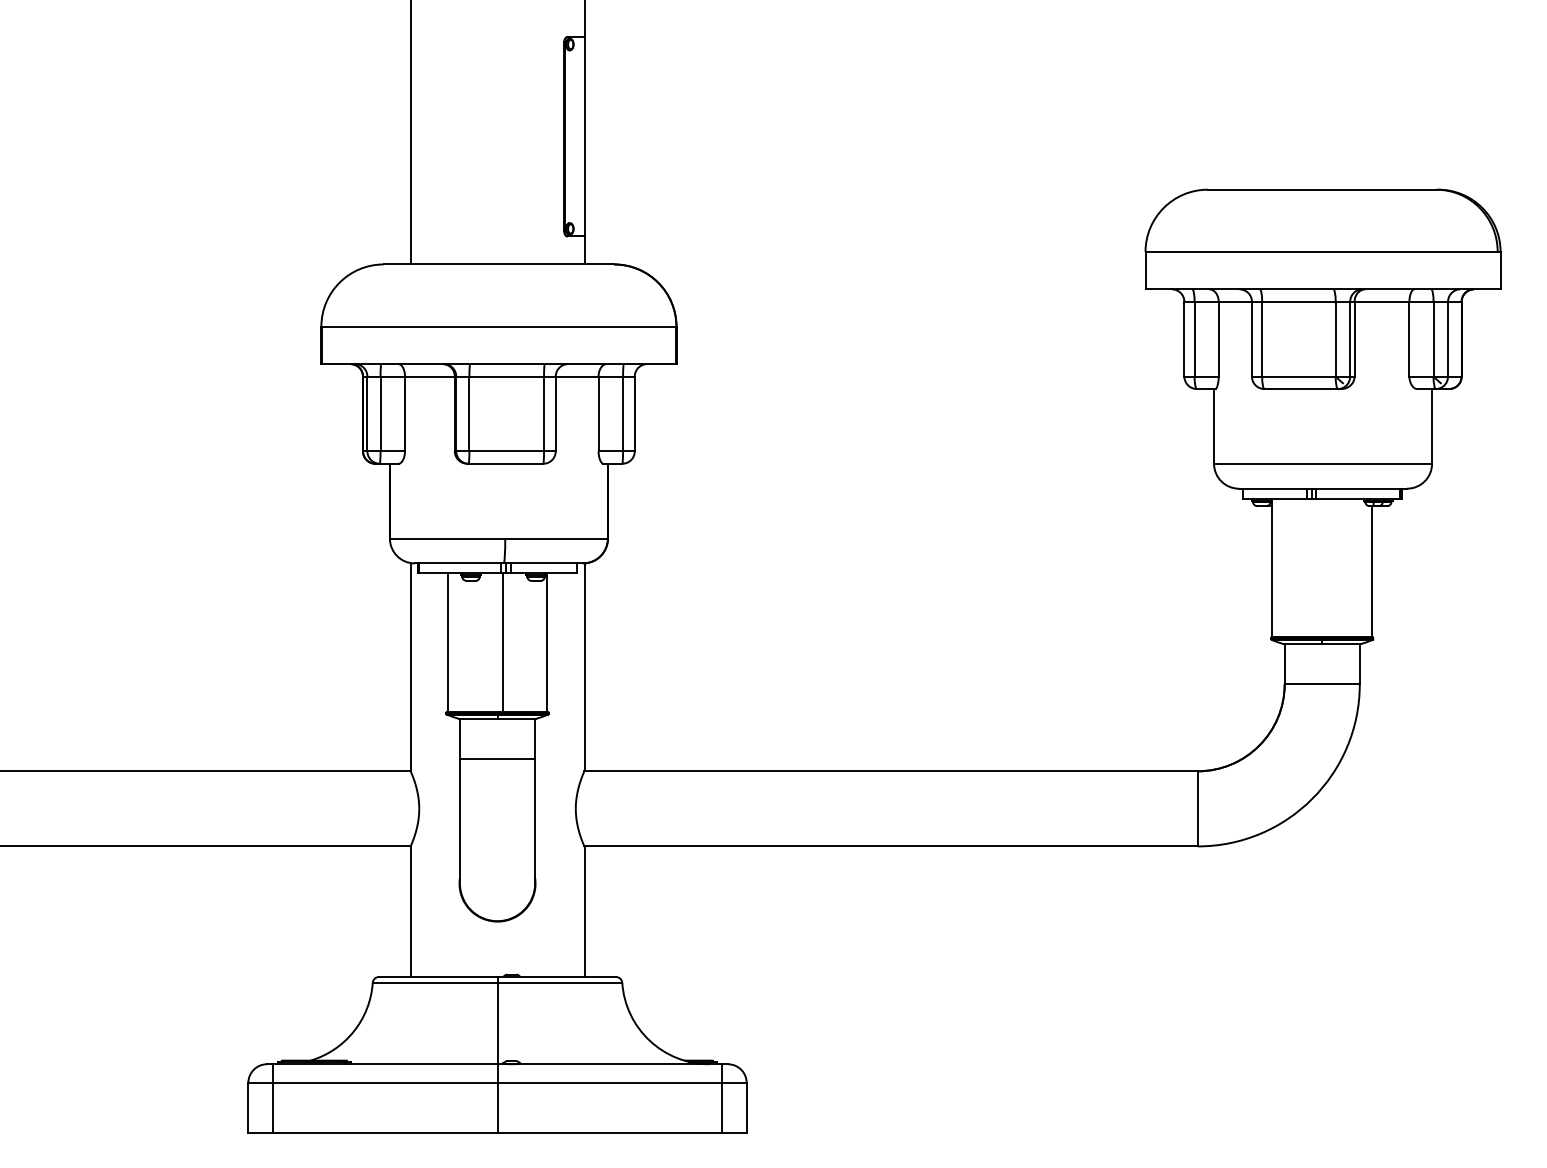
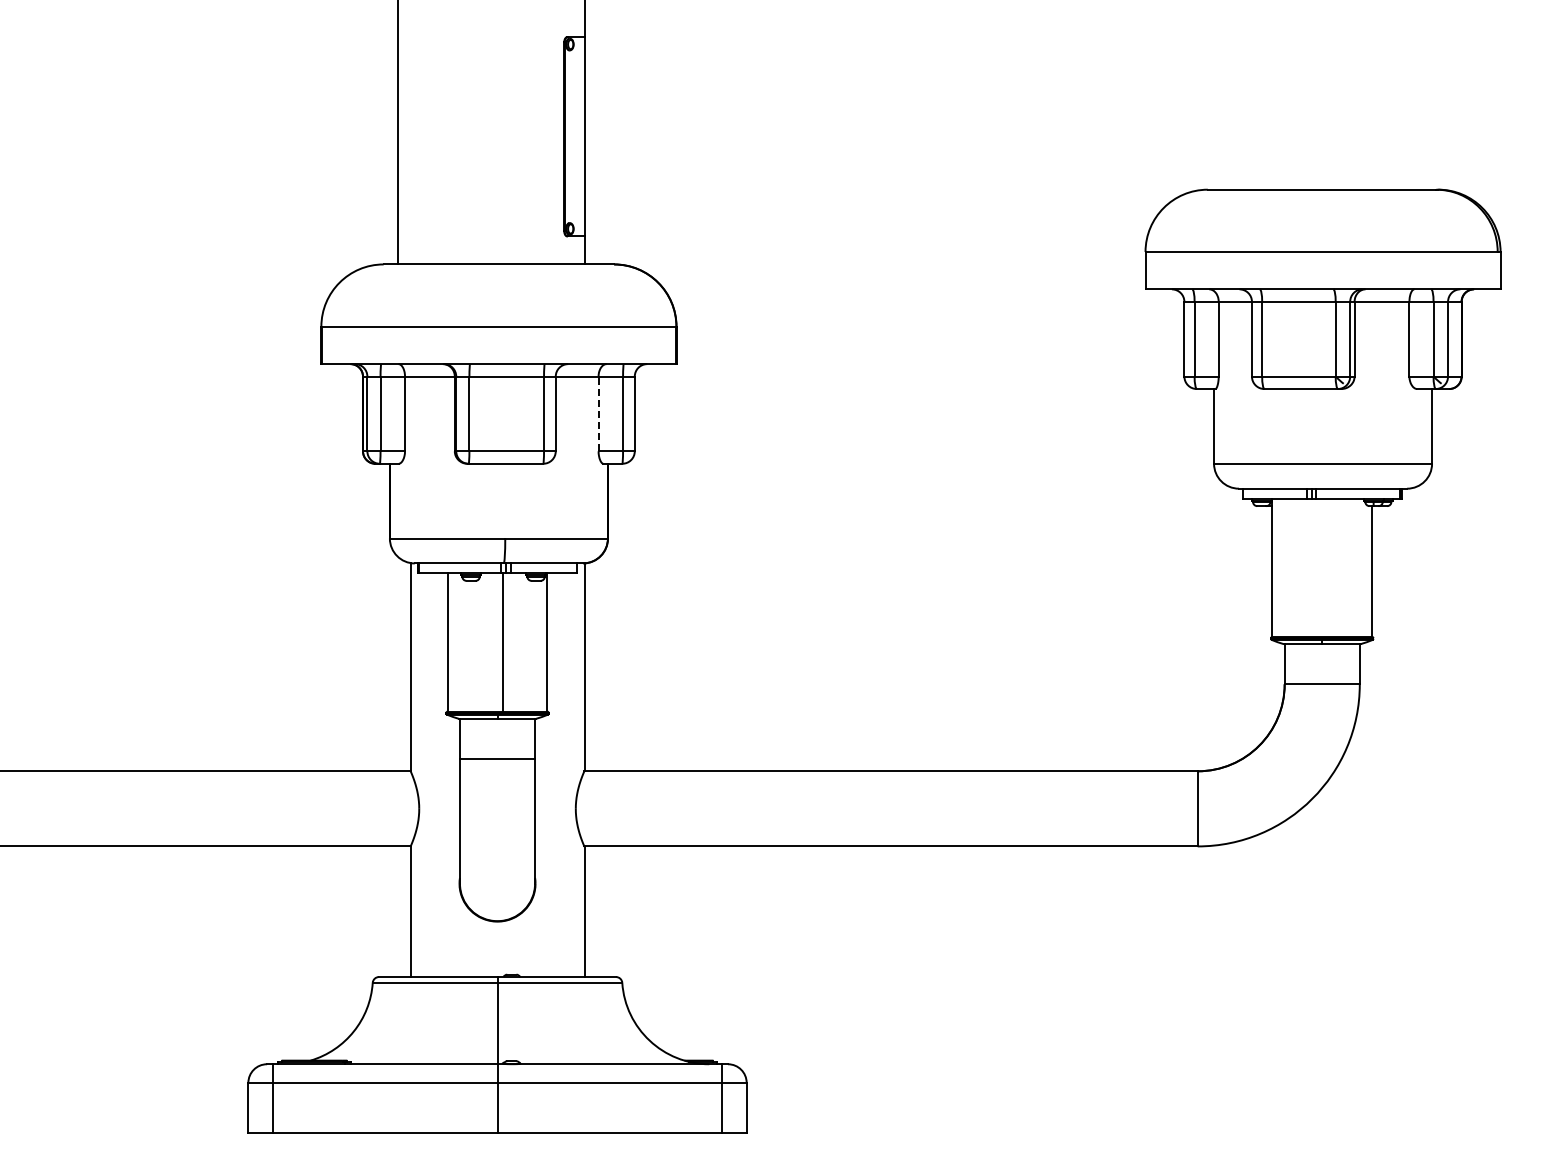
line position: (410, 133) -> (397, 133) (397, 133)
line: solid -> dashed (598, 413)
